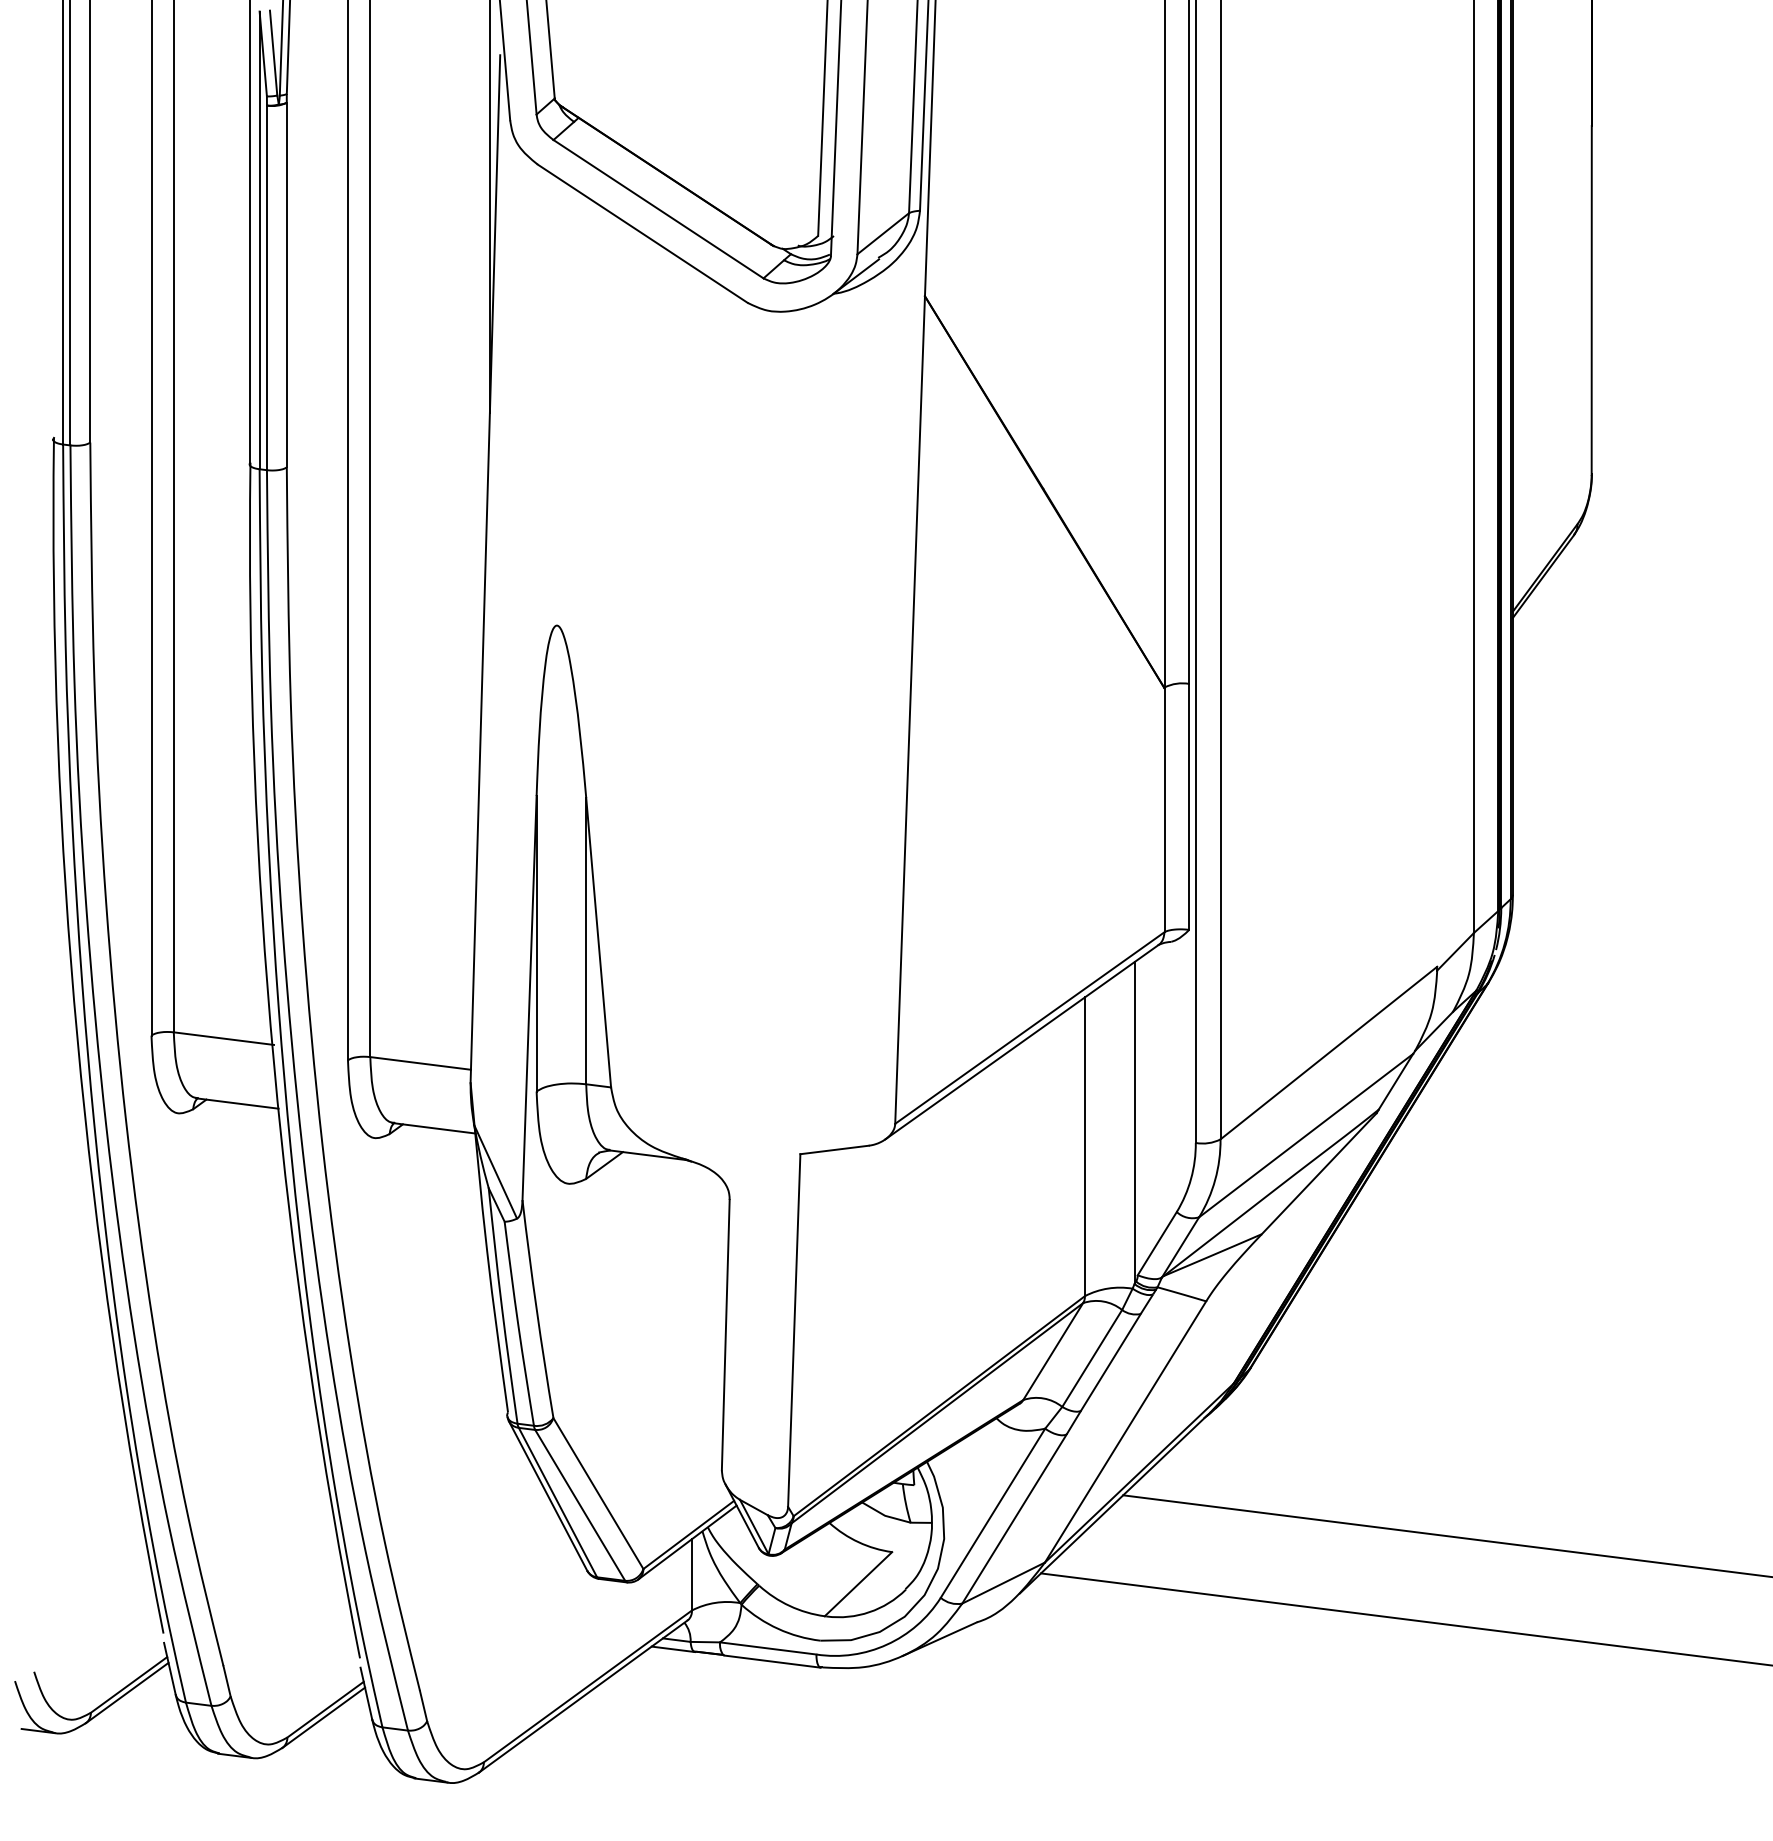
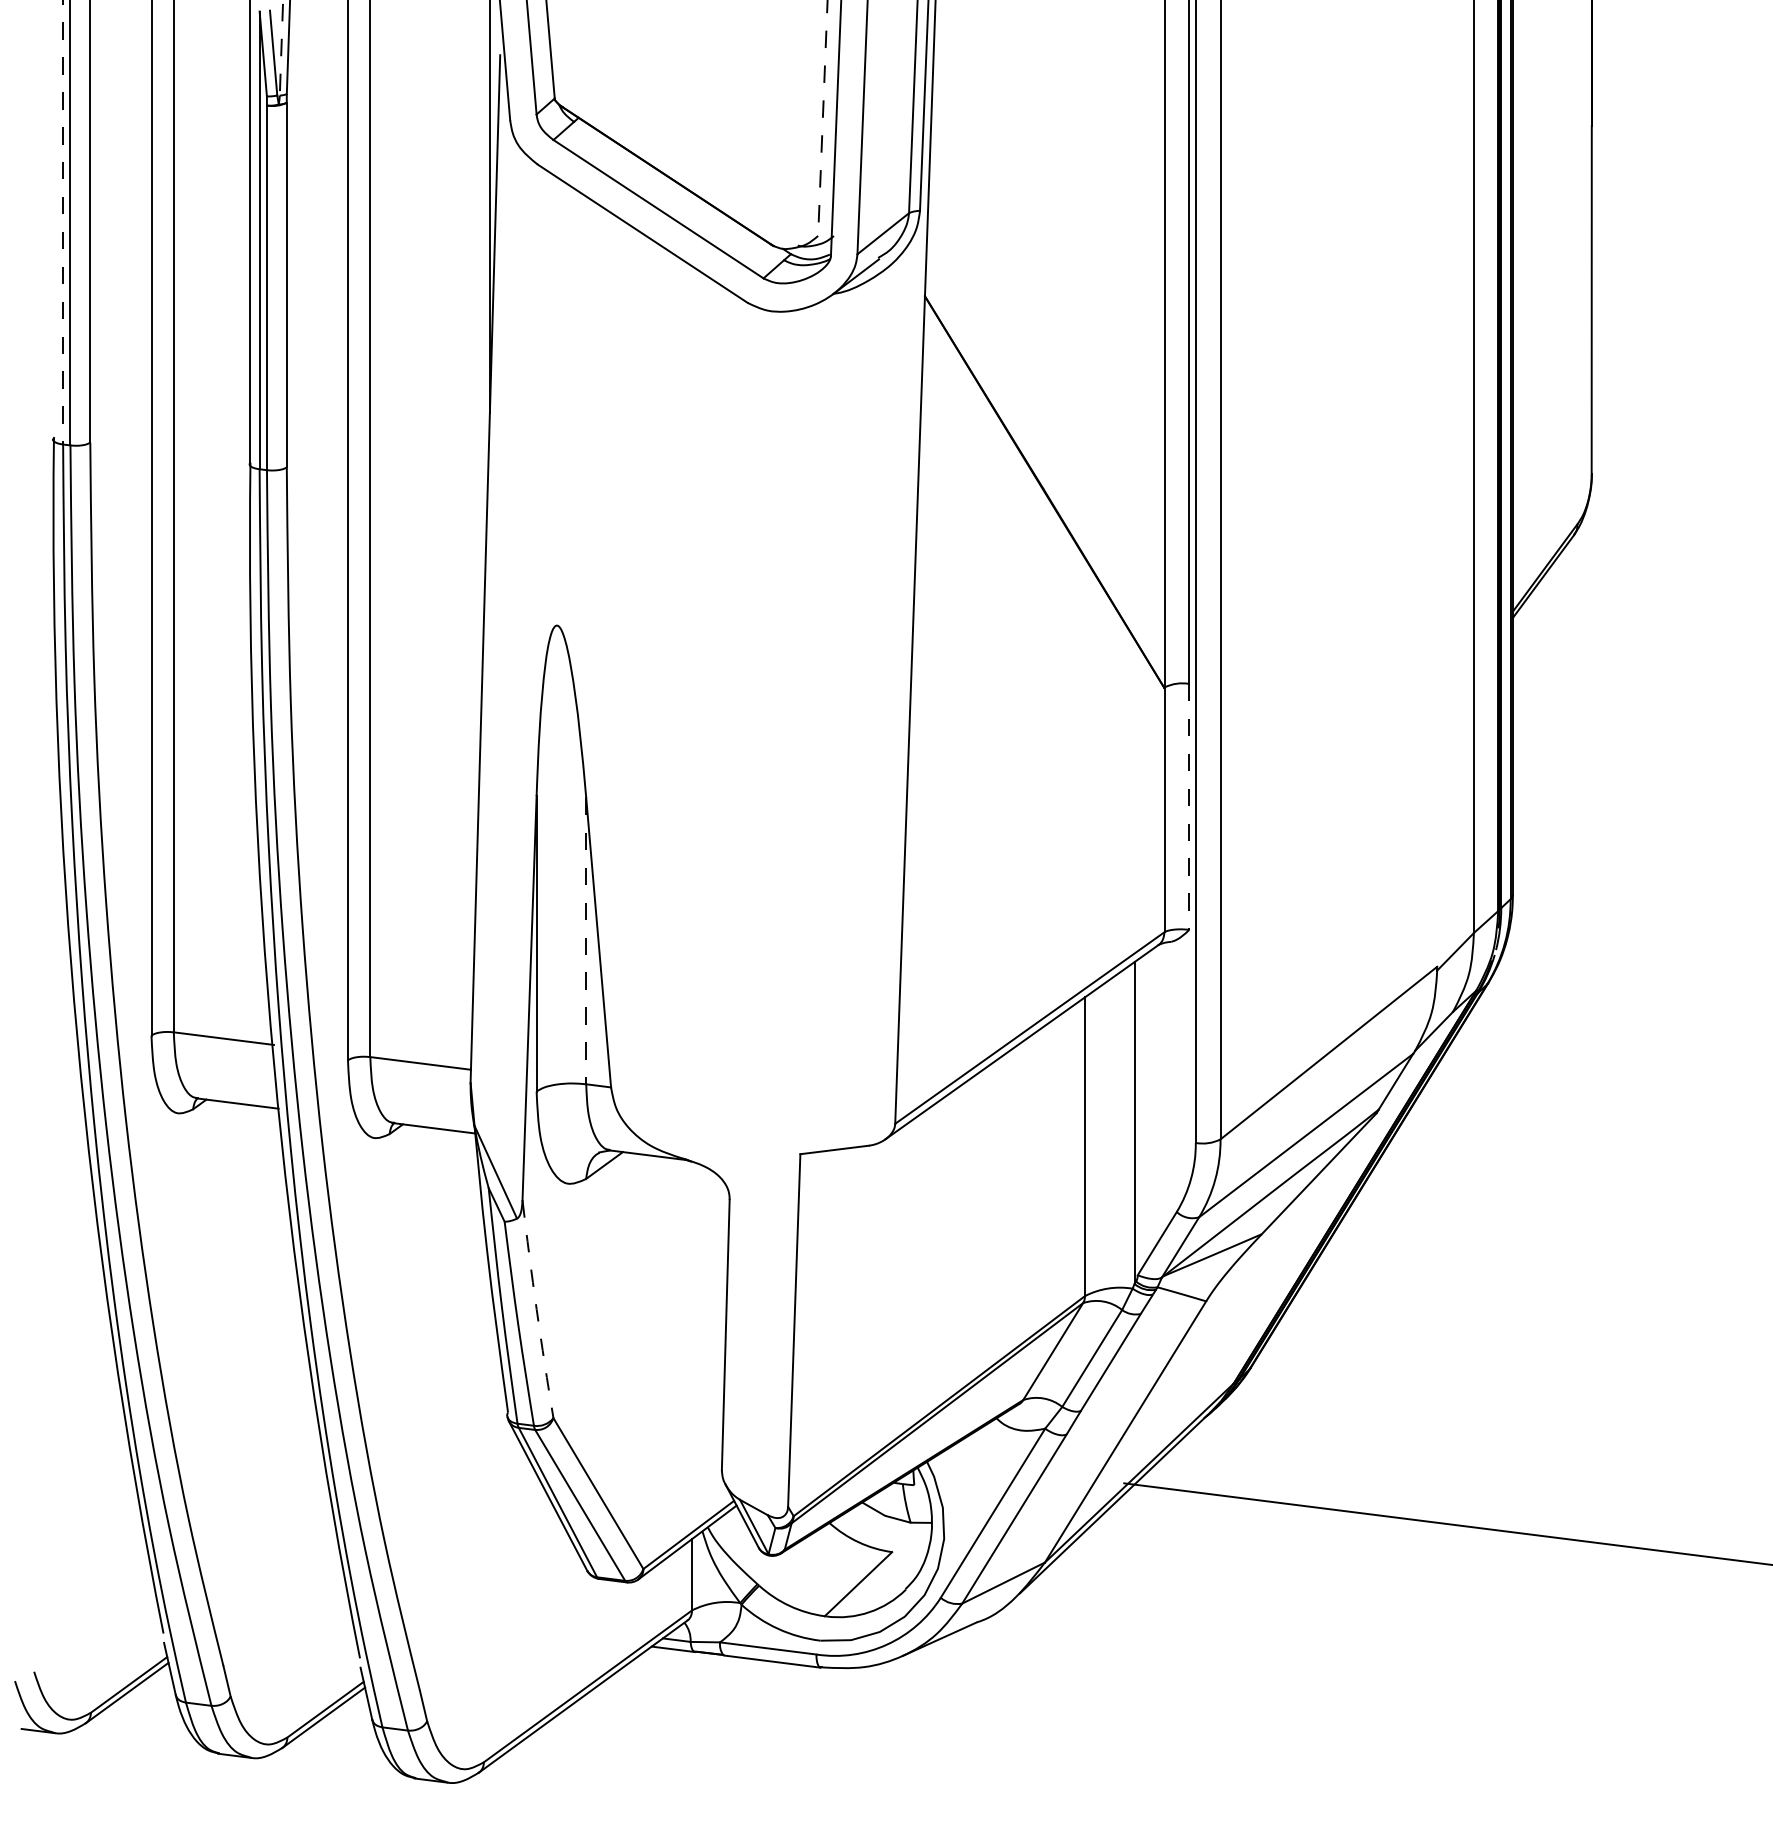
line: solid -> dashed (281, 48)
line: solid -> dashed (822, 118)
line: solid -> dashed (63, 222)
line: solid -> dashed (1189, 806)
line: solid -> dashed (586, 941)
arc: solid -> dashed (536, 1309)
line position: (1446, 1535) -> (1446, 1523) (1446, 1523)
line: present -> none (1405, 1619)
